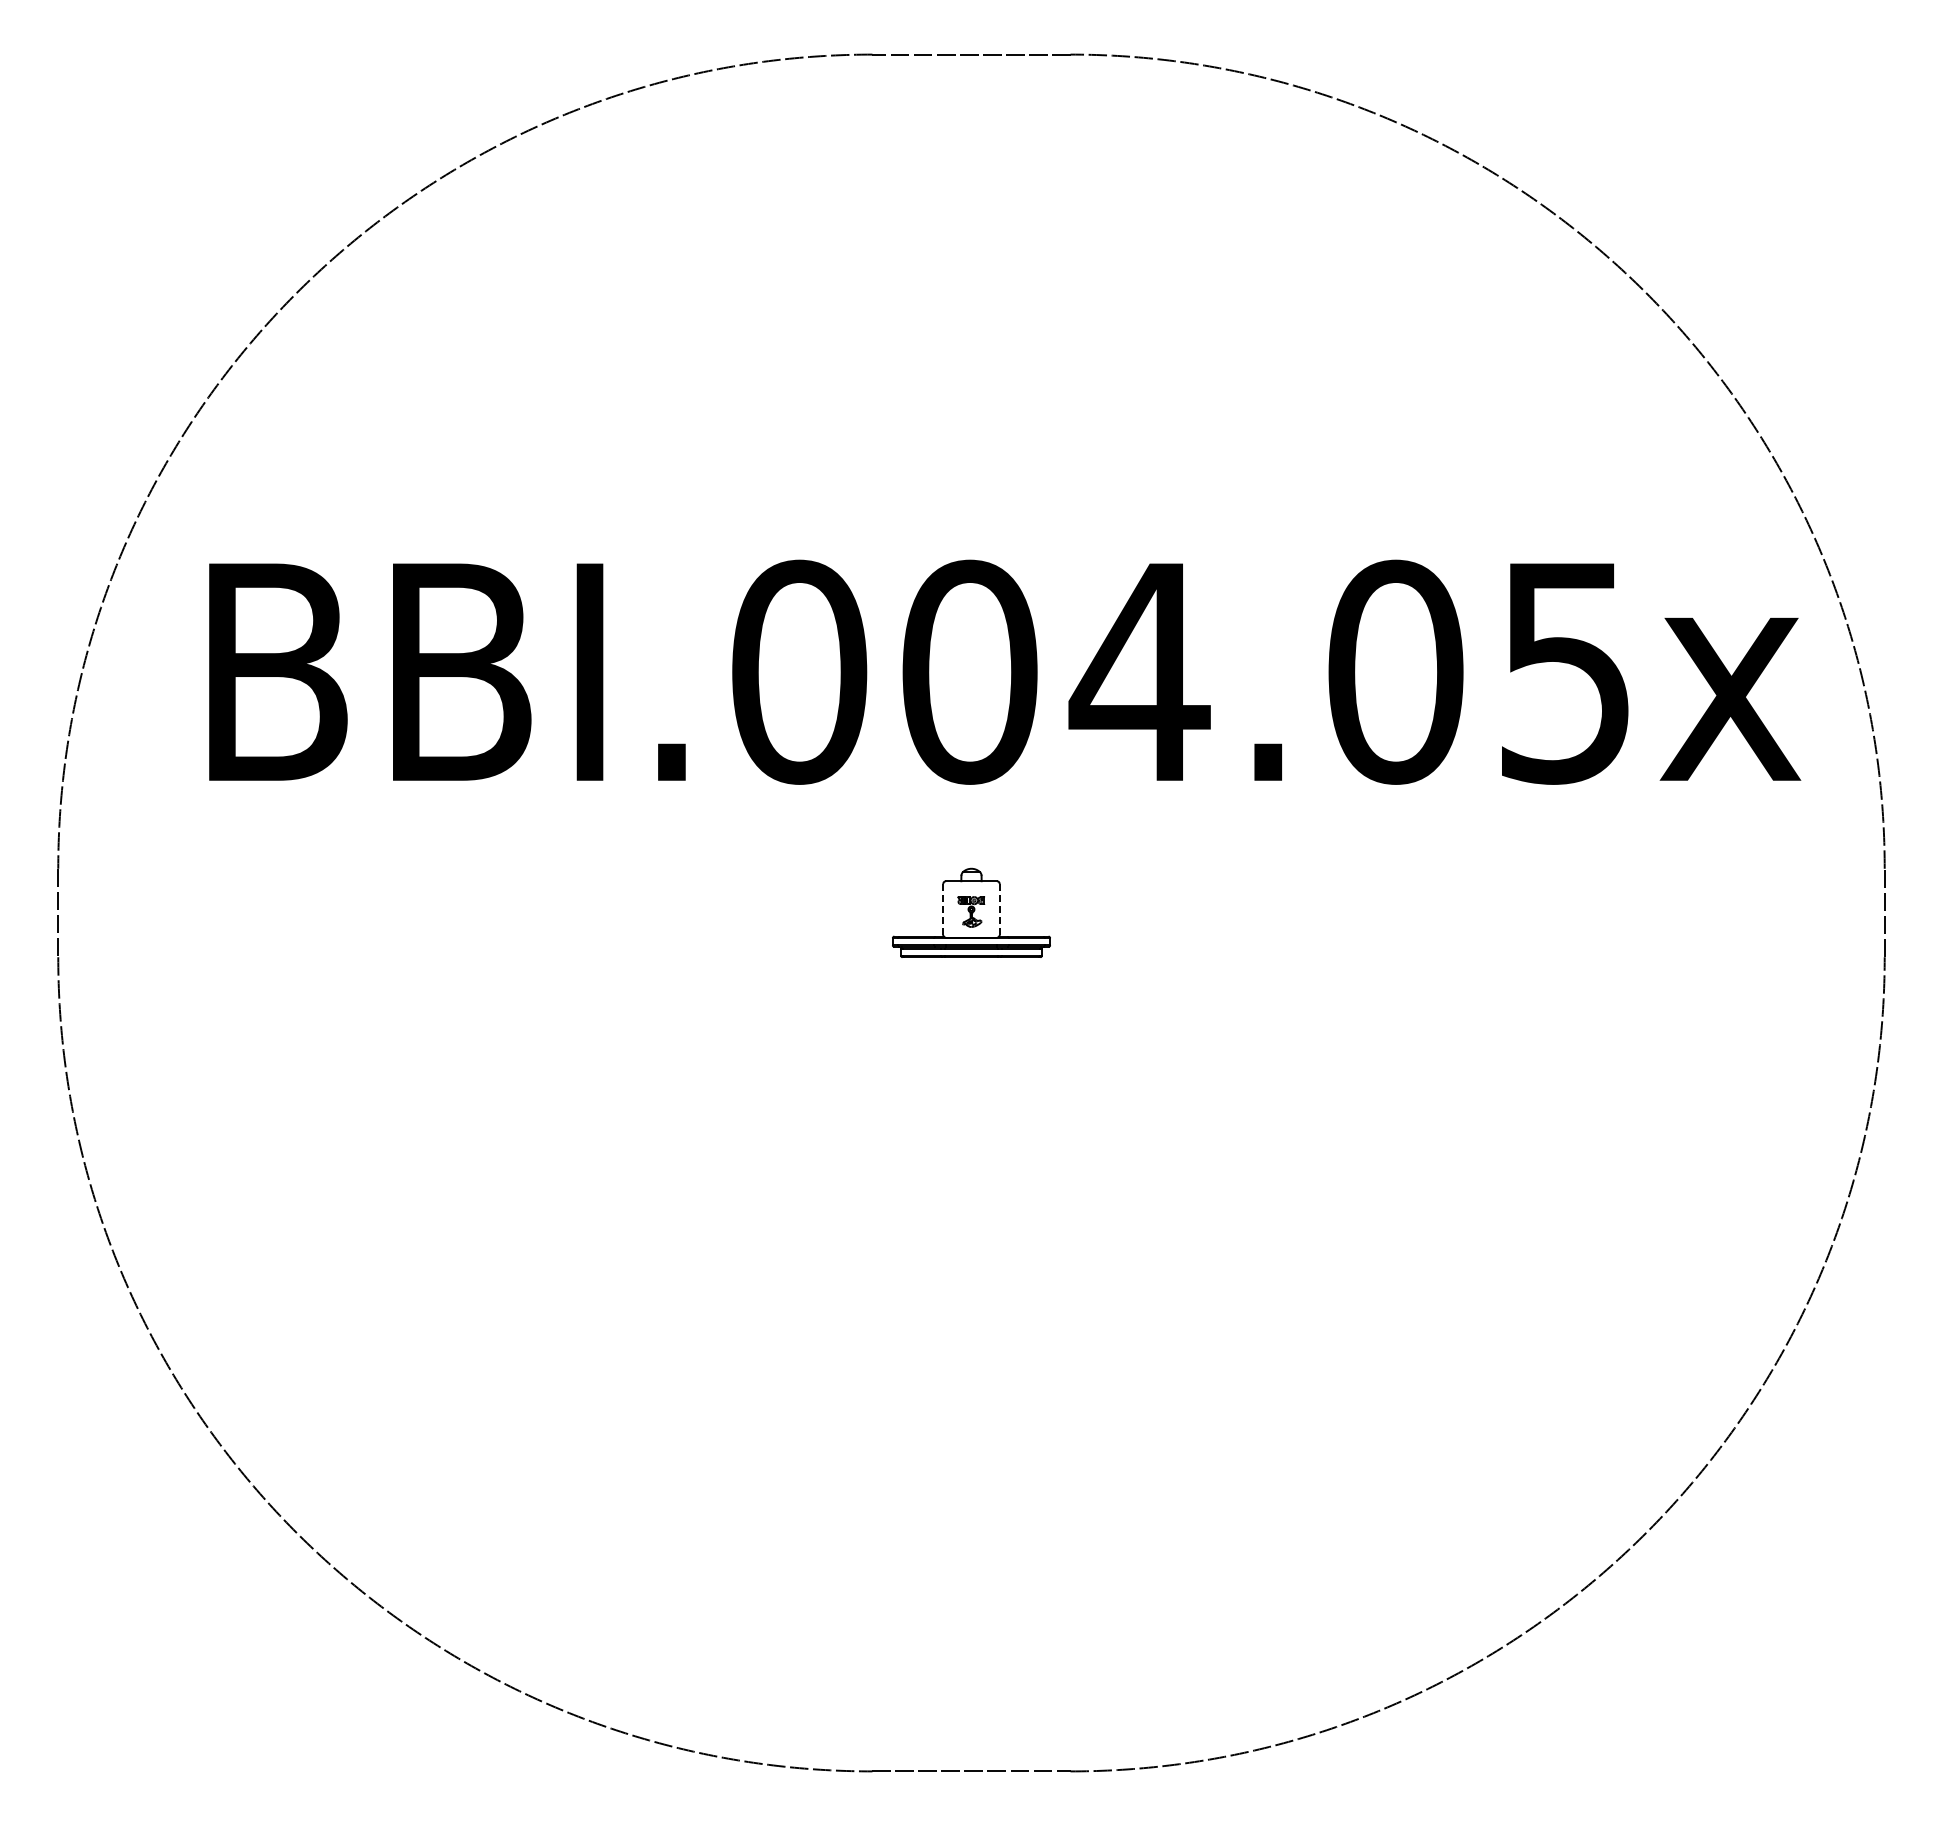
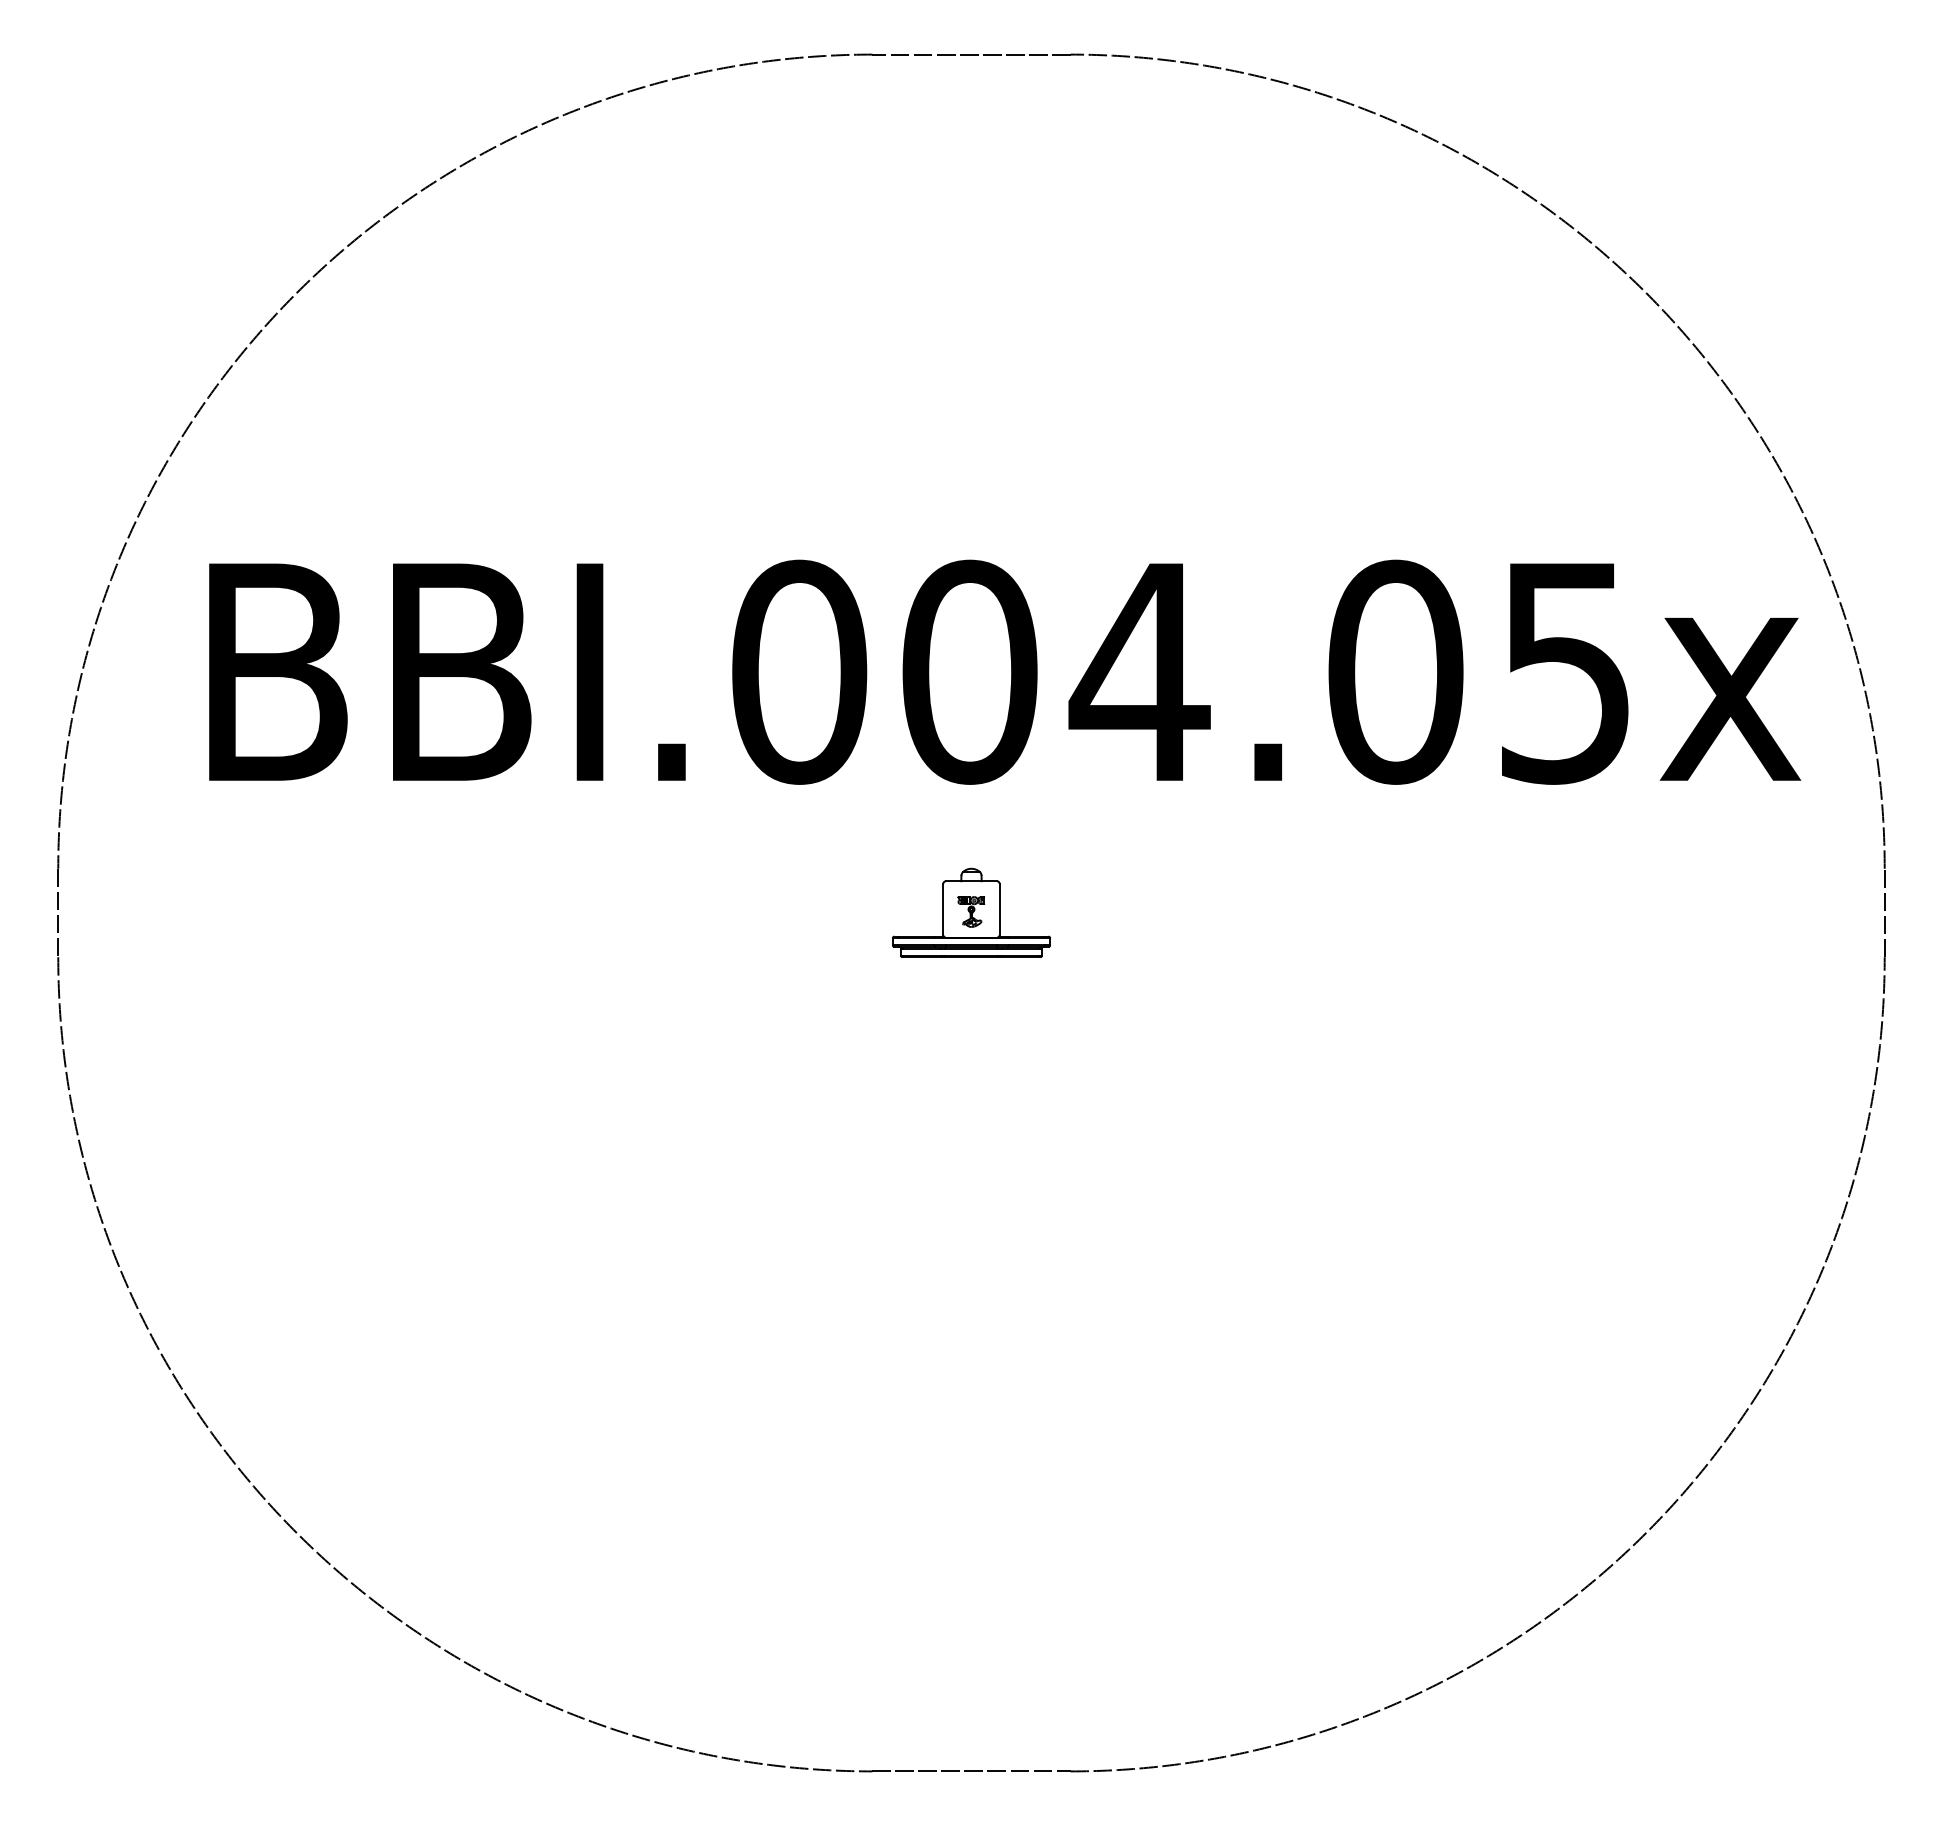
line: dashed -> solid (943, 909)
line: dashed -> solid (999, 909)
